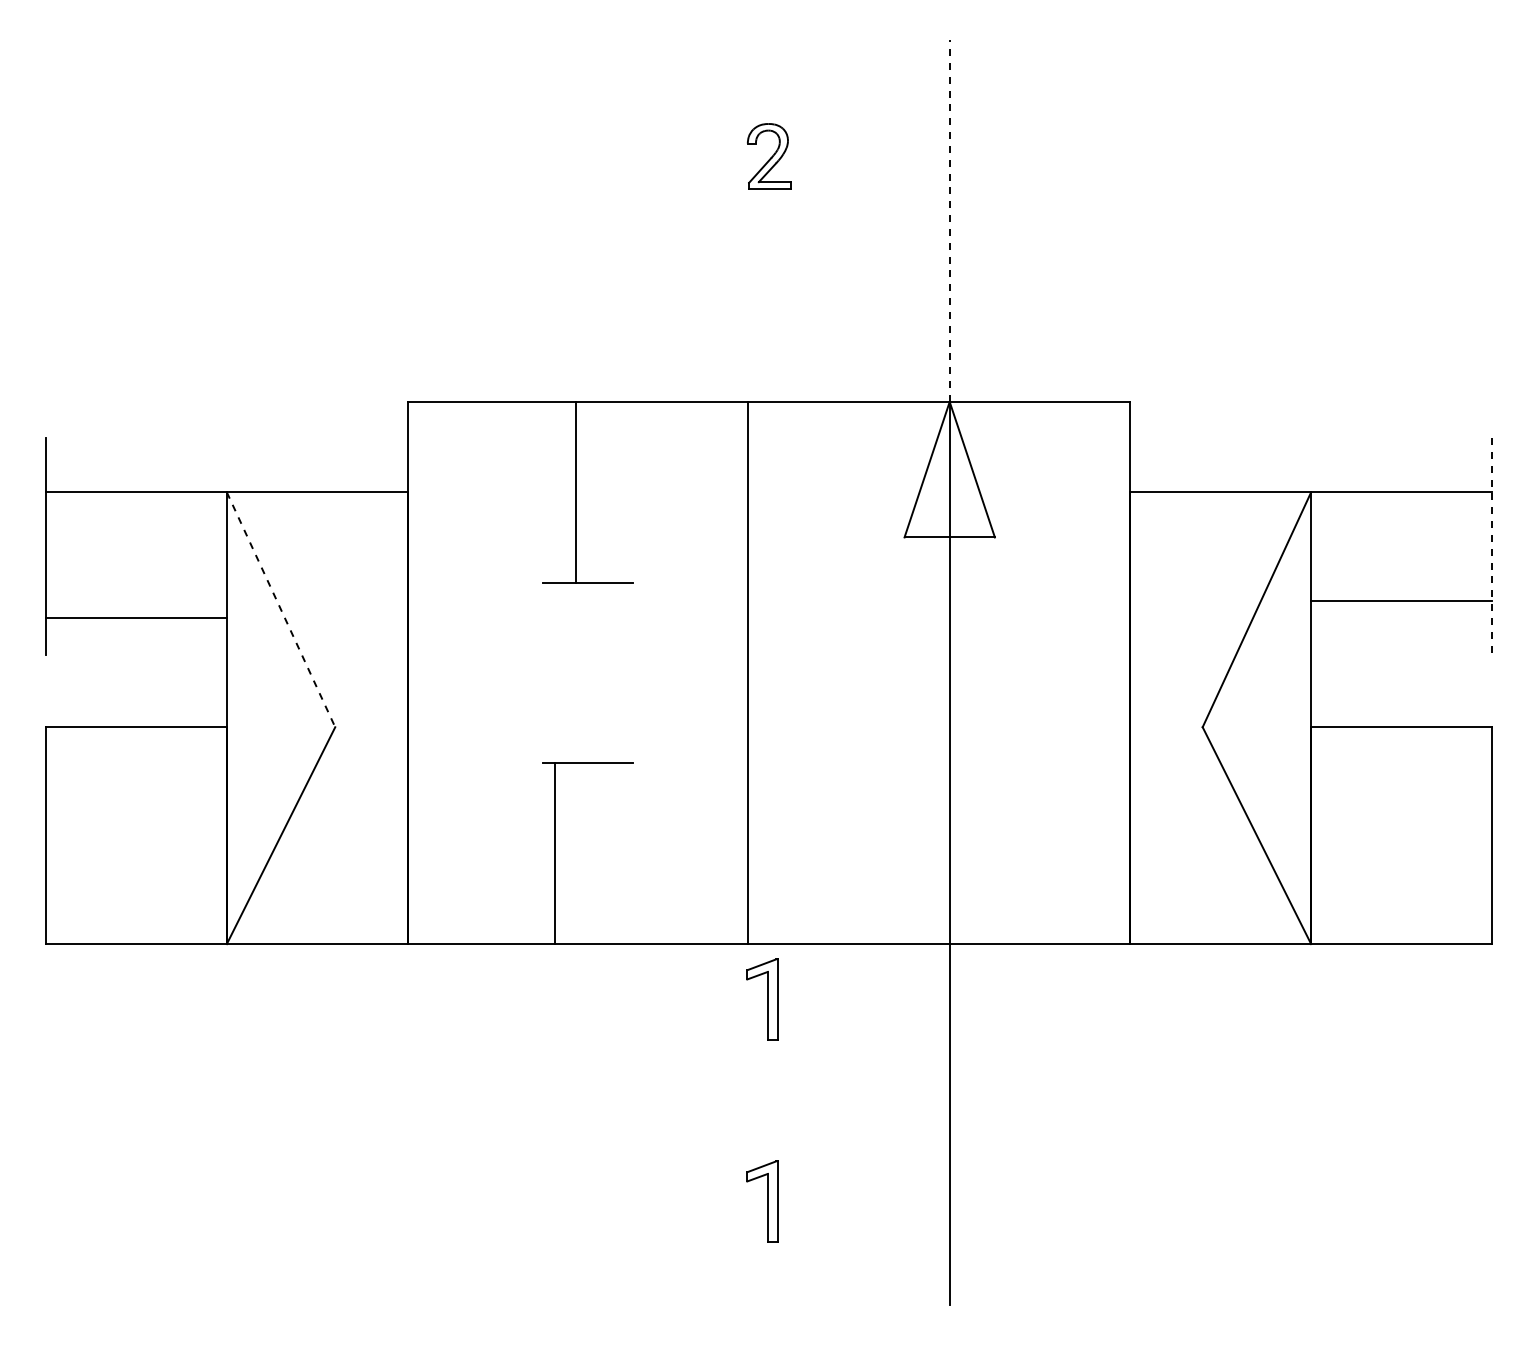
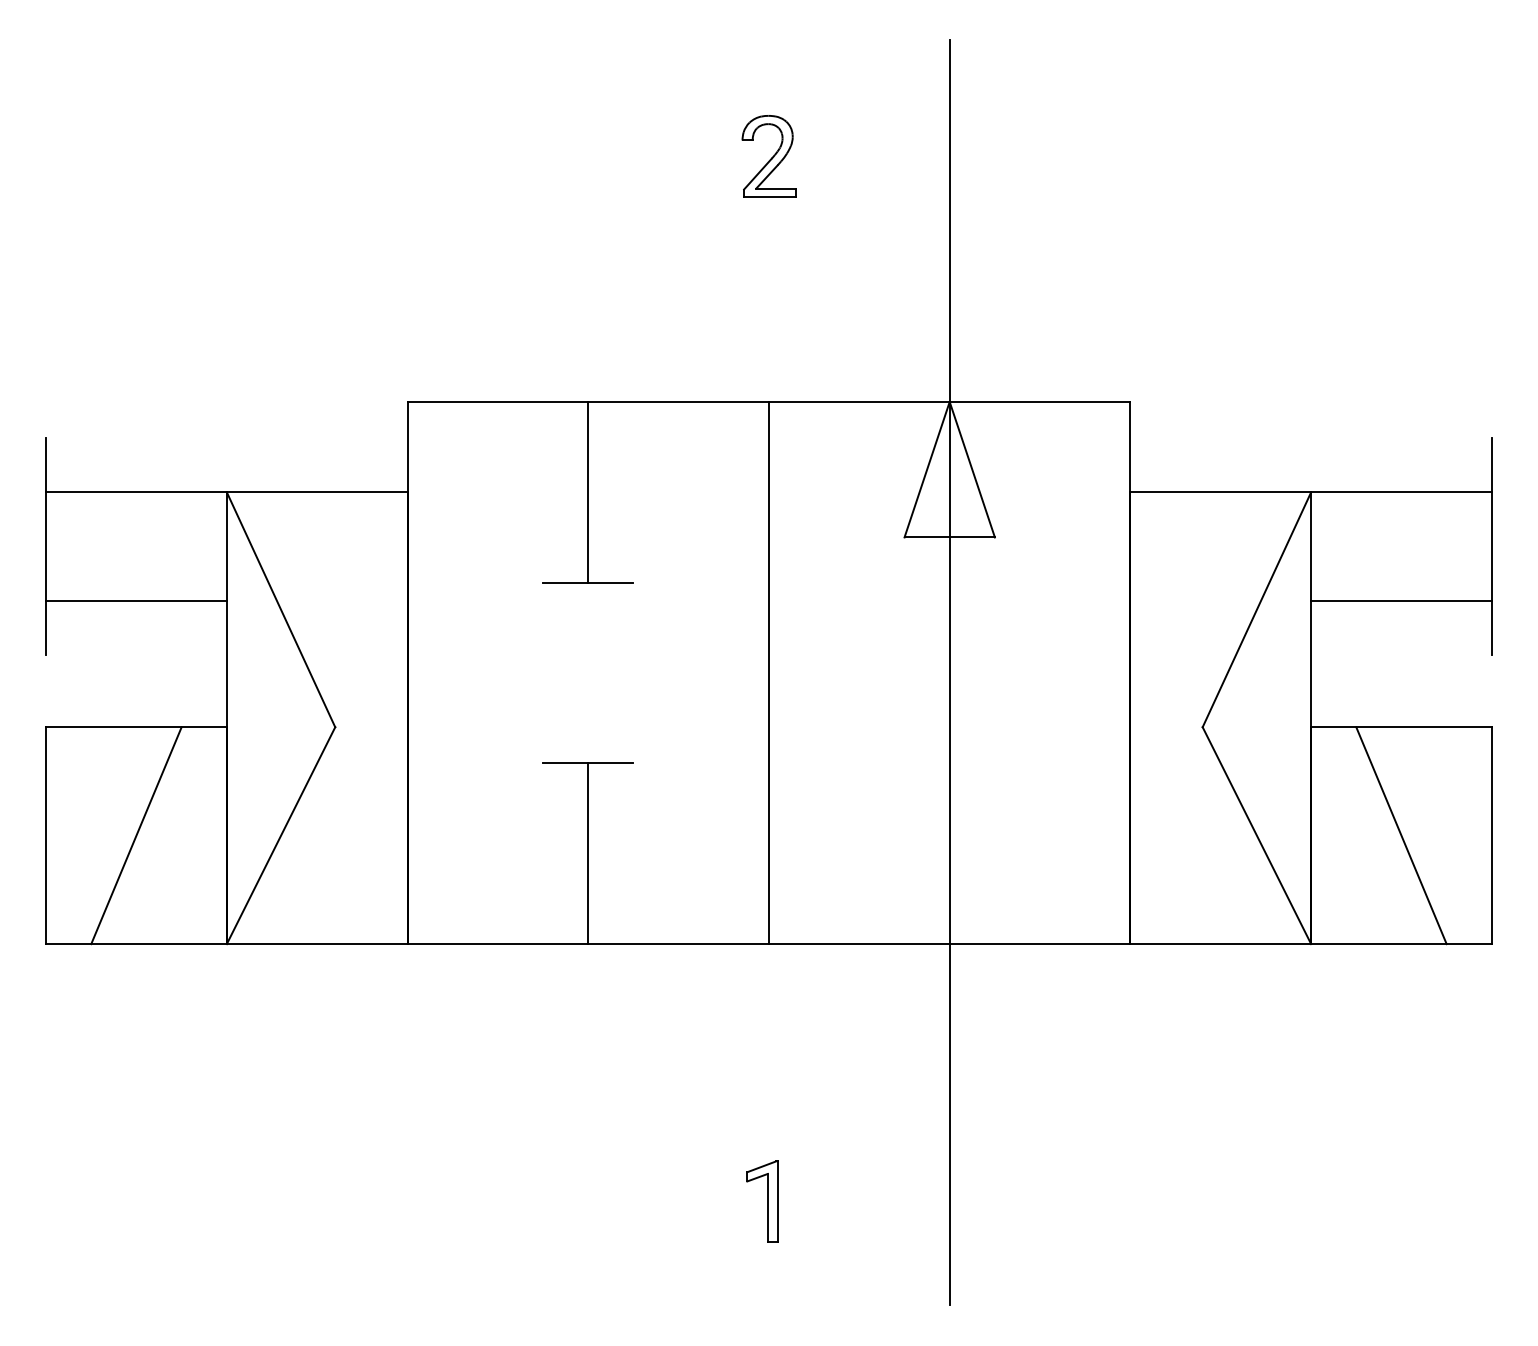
part size: 45x67 px -> 56x83 px (768, 156)
line: dashed -> solid (949, 221)
line position: (576, 491) -> (588, 491) (588, 491)
line: dashed -> solid (1491, 546)
line: dashed -> solid (281, 610)
line position: (136, 617) -> (136, 600) (136, 600)
line position: (747, 672) -> (768, 672) (768, 672)
line: none -> present (136, 835)
line: none -> present (1401, 835)
line position: (555, 853) -> (588, 853) (588, 853)
part: present -> none (762, 999)
